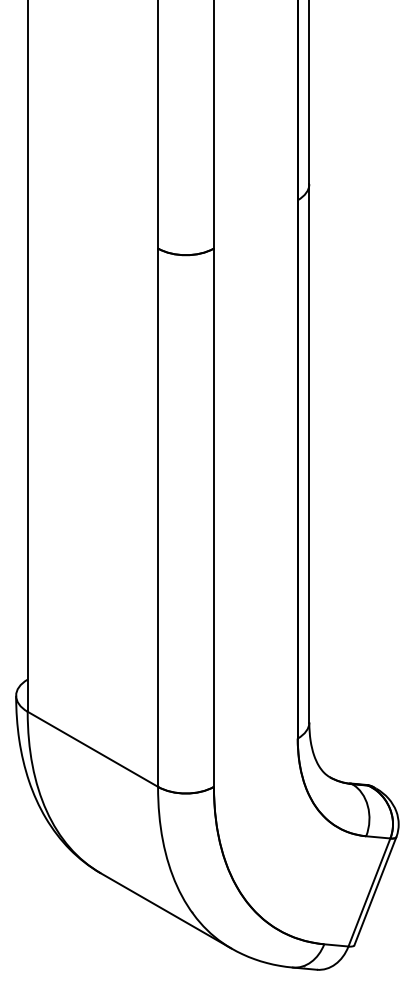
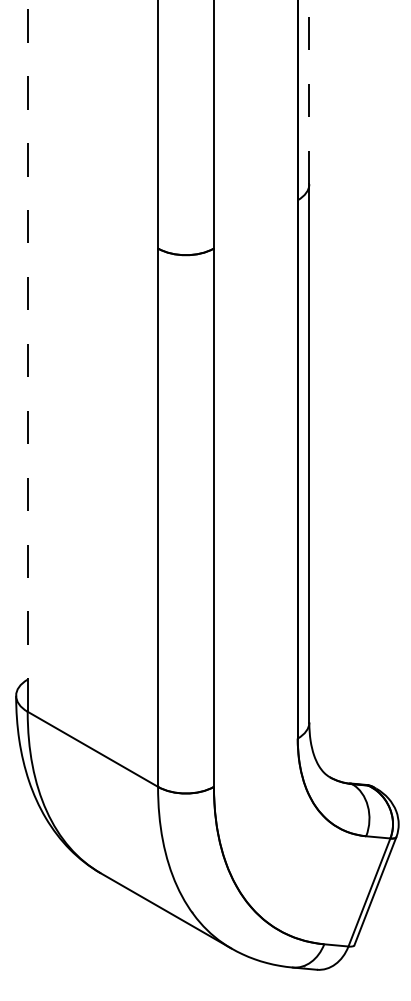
line: solid -> dashed (309, 92)
line: solid -> dashed (27, 355)
